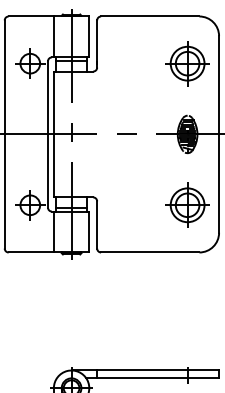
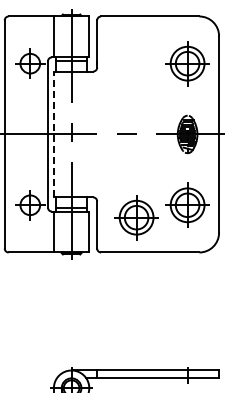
line: solid -> dashed (53, 134)
part: none -> present (136, 217)
